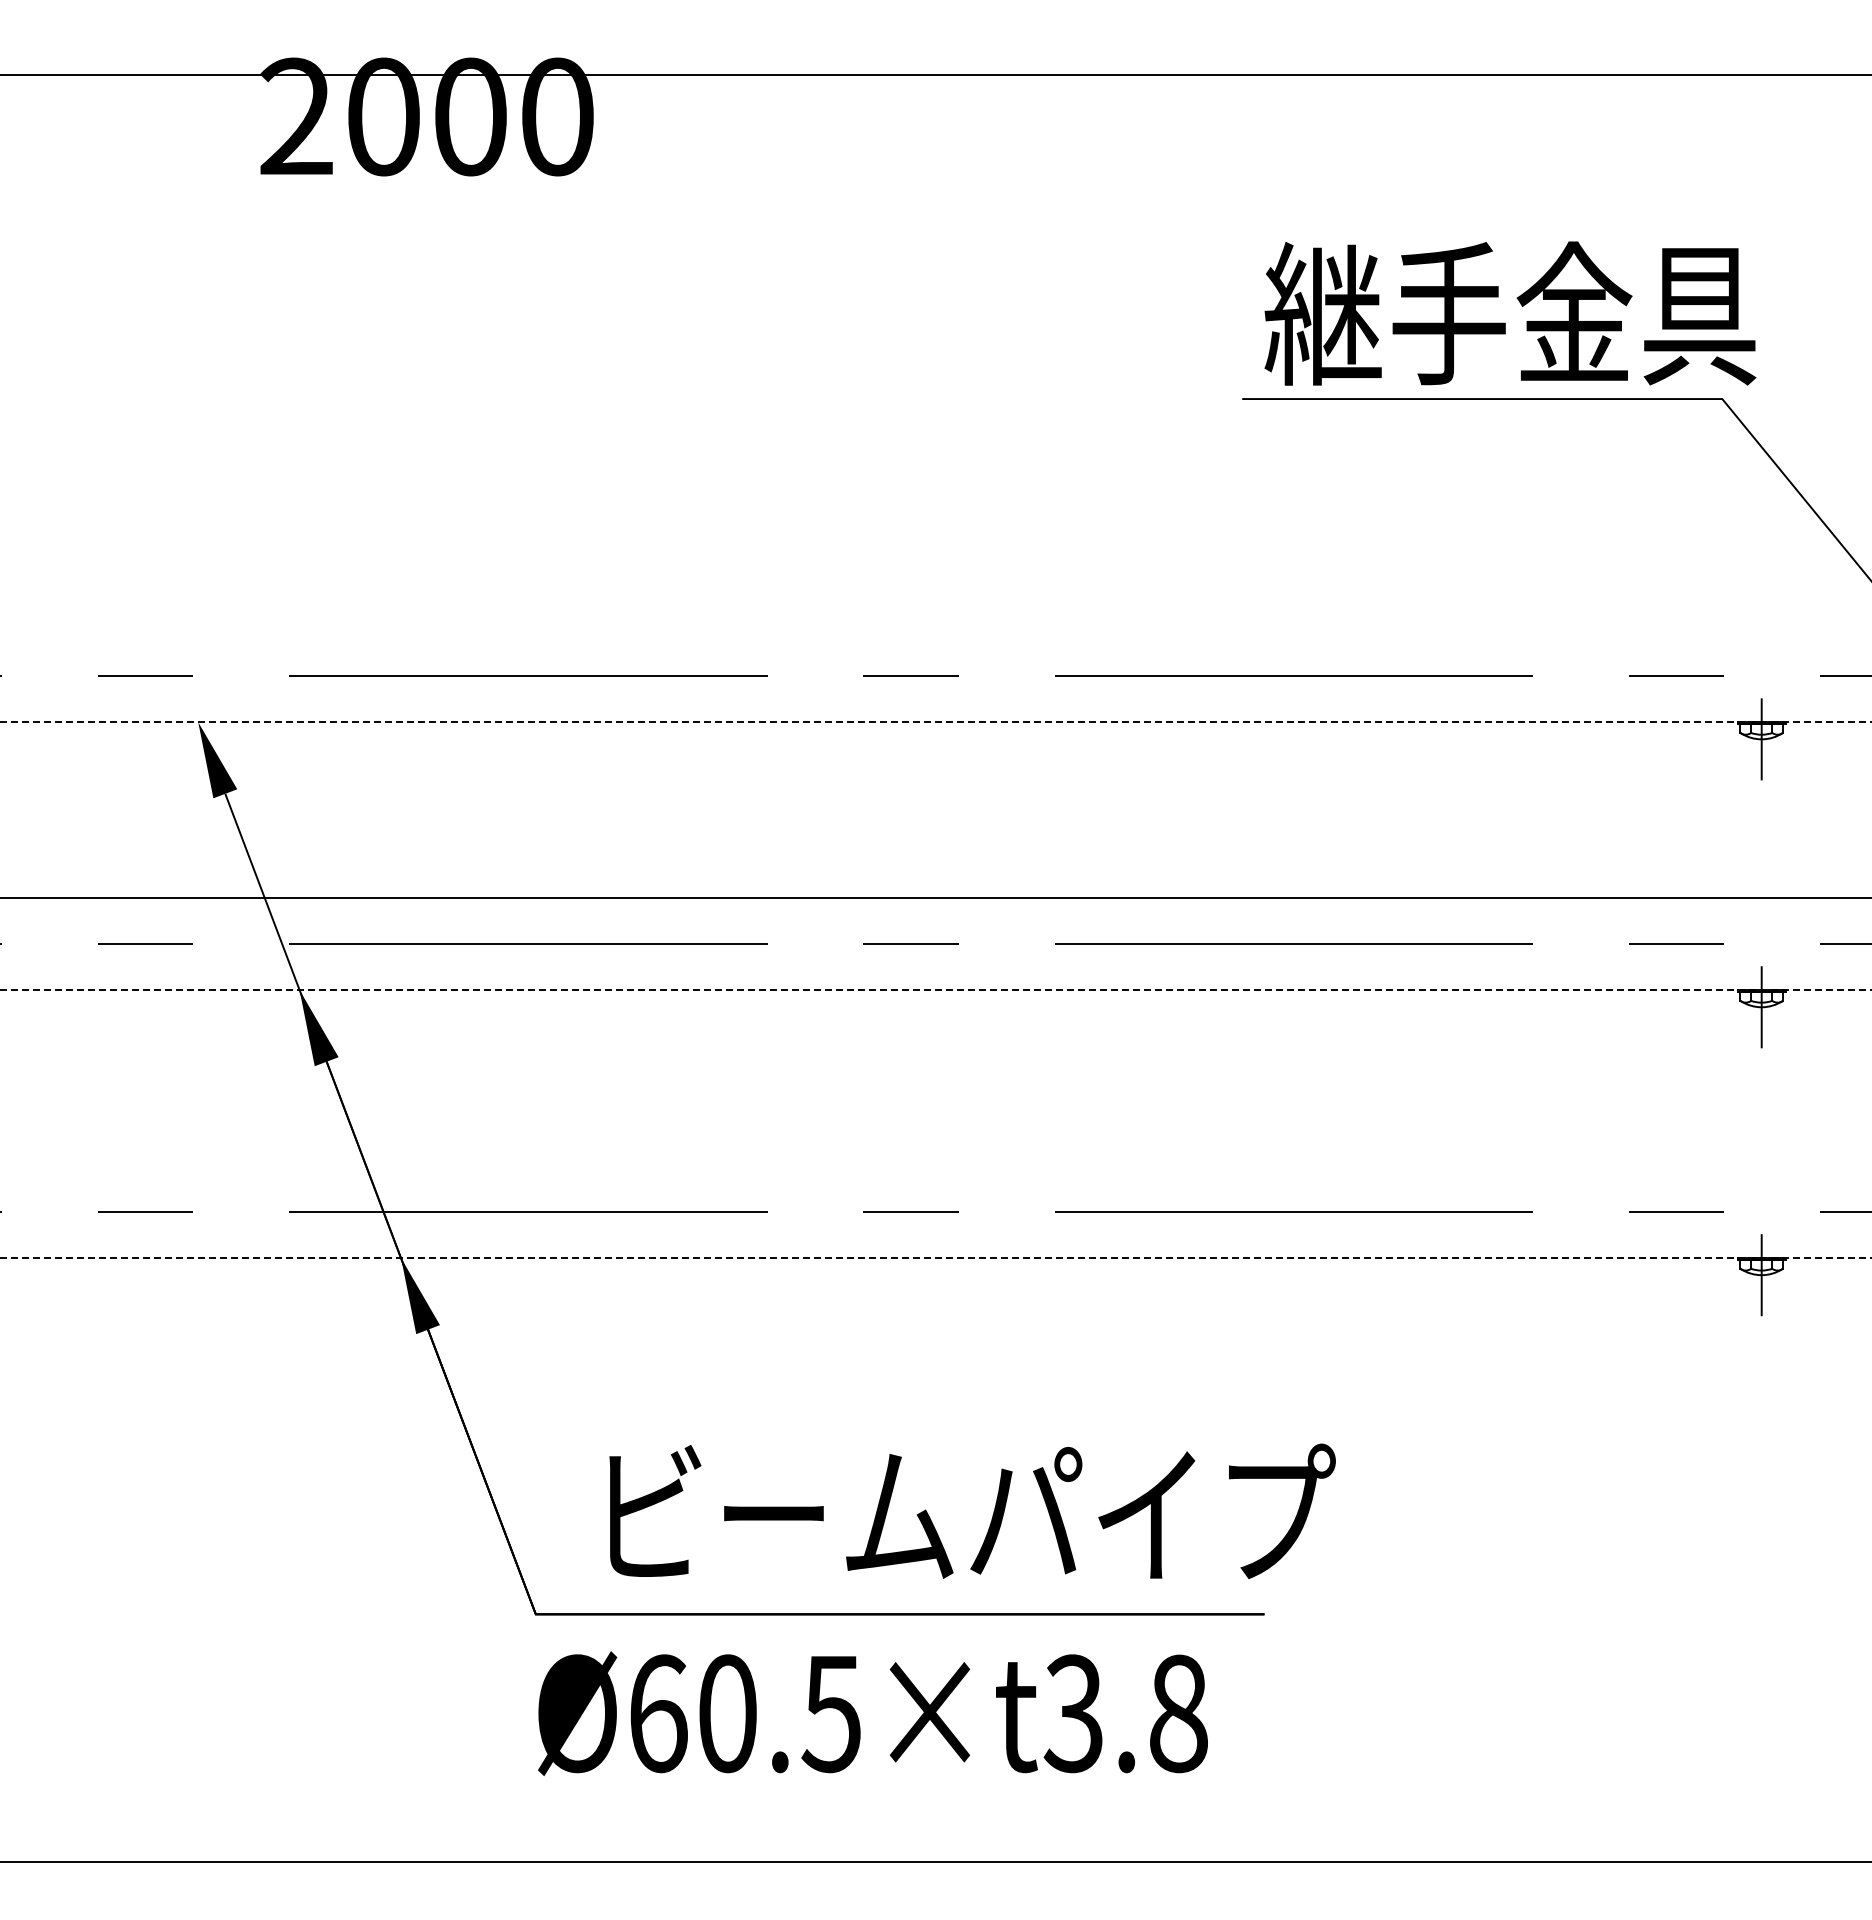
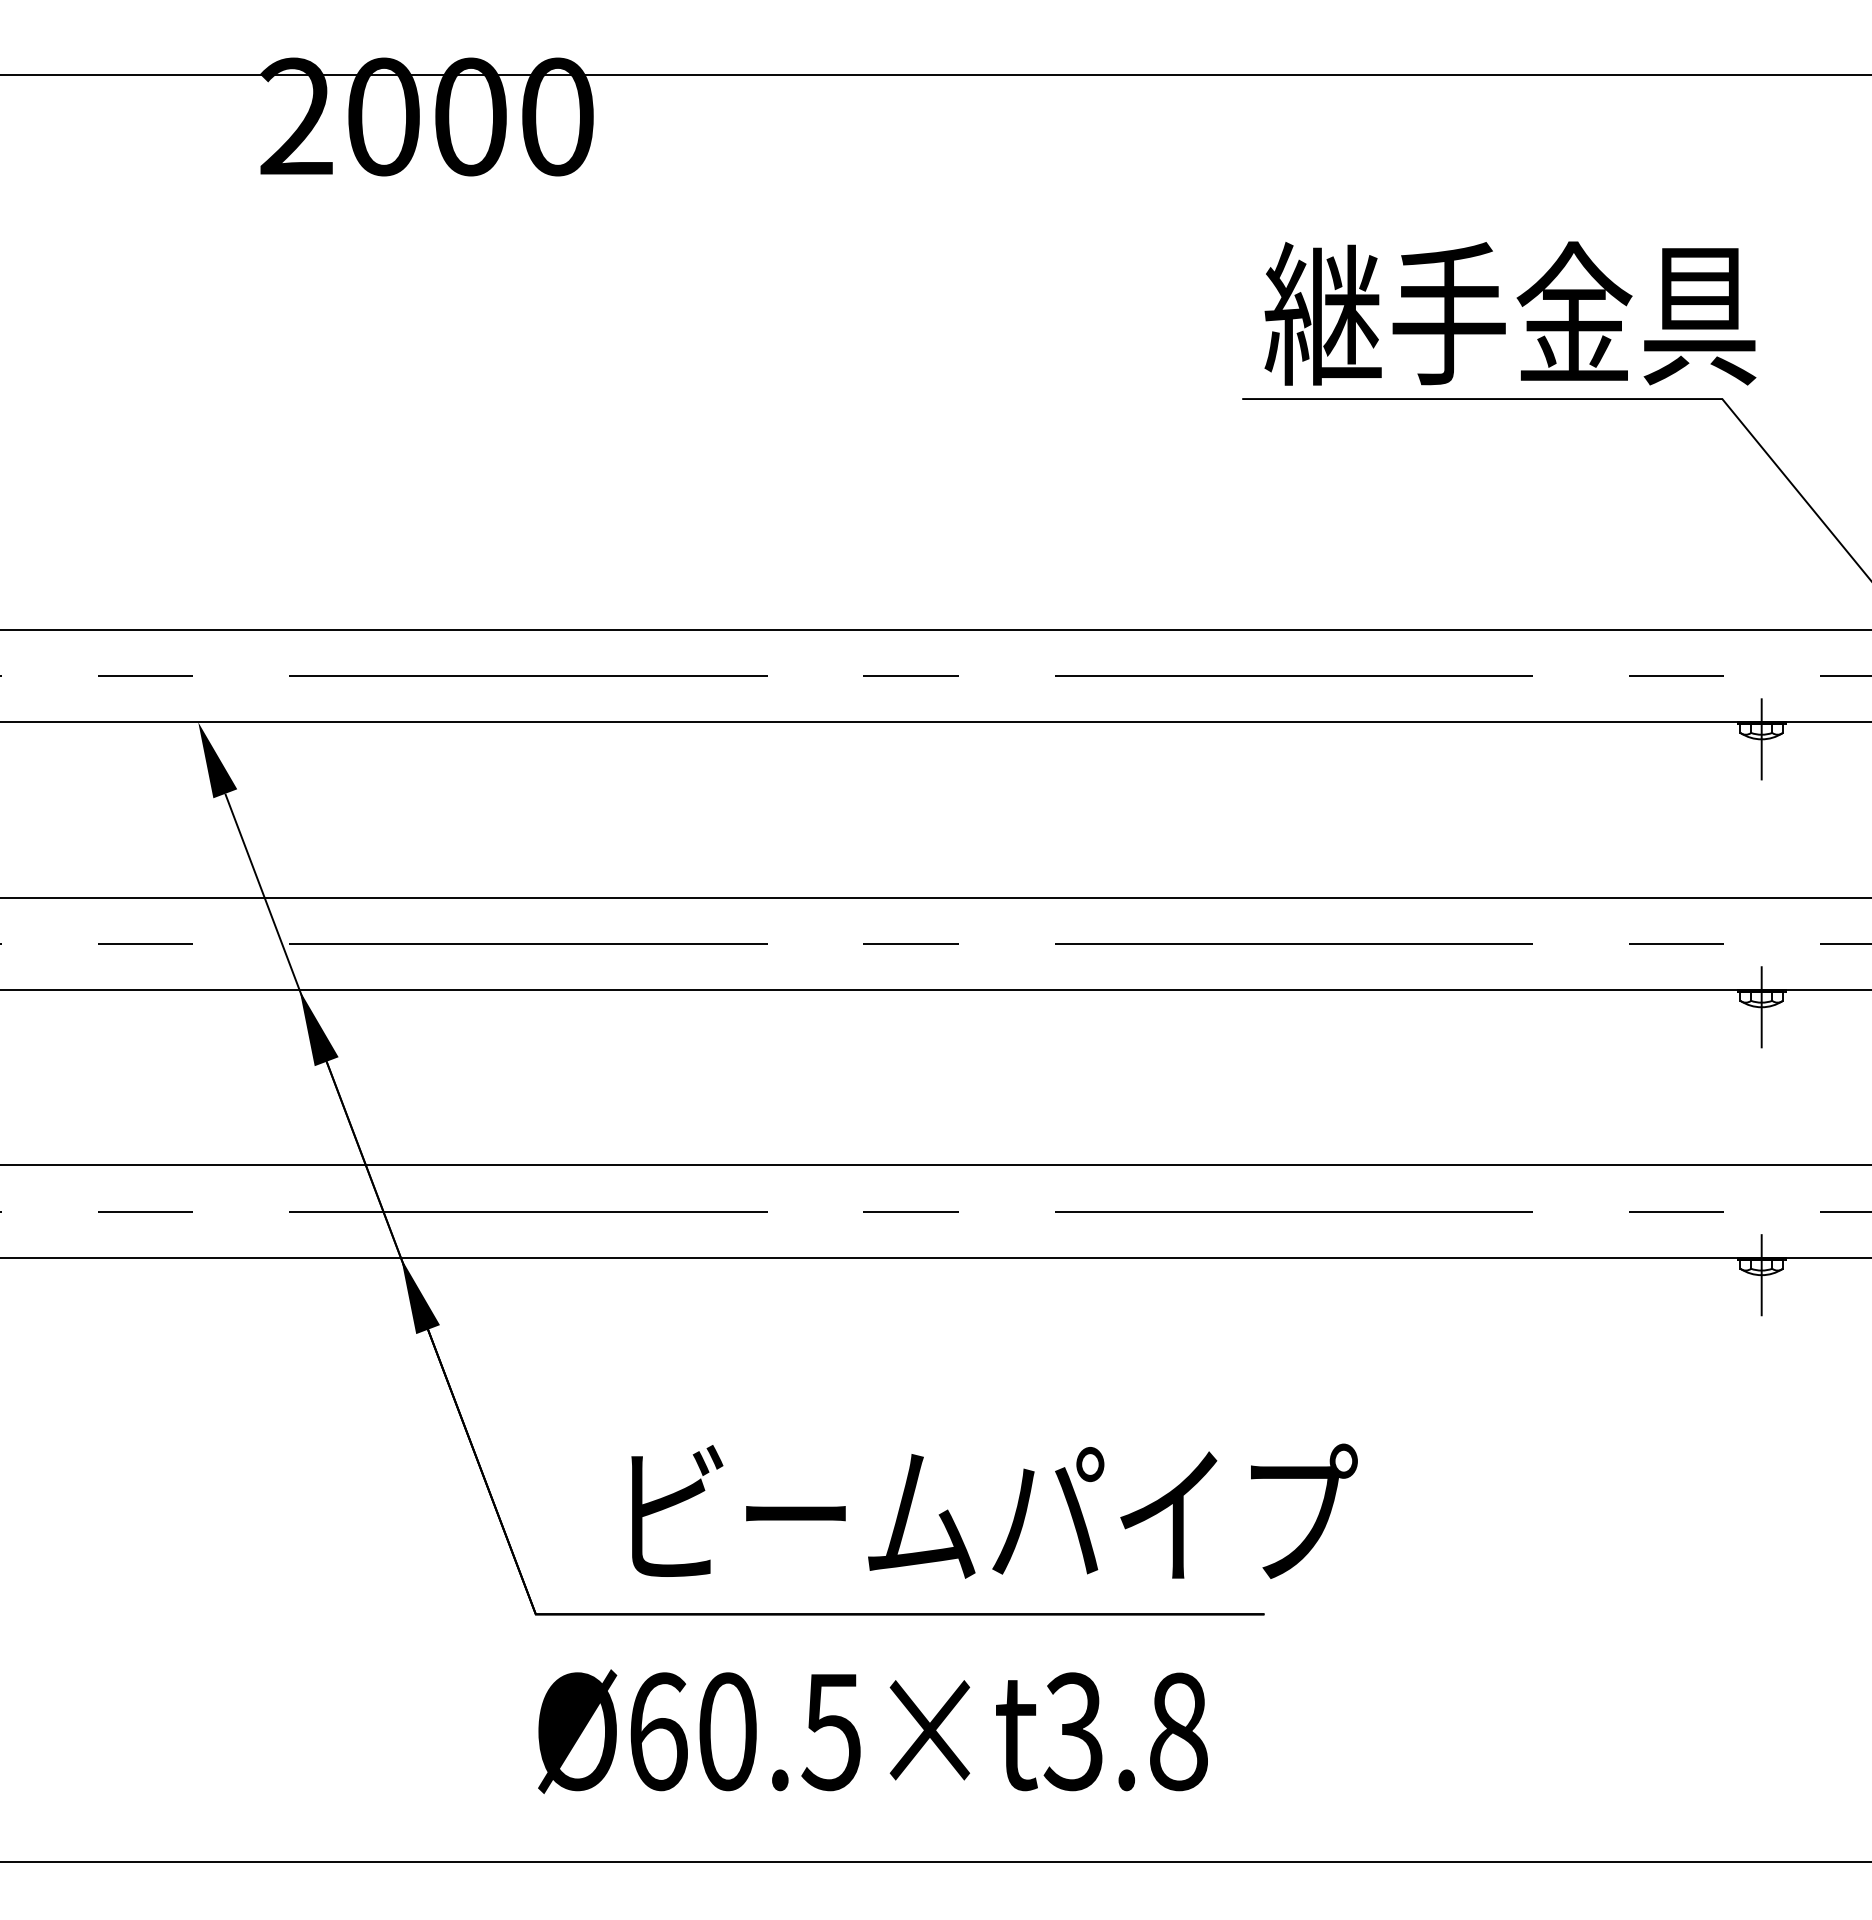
line: none -> present (935, 629)
line: dashed -> solid (935, 722)
line: dashed -> solid (935, 990)
line: none -> present (935, 1165)
line: dashed -> solid (935, 1258)
text position: (972, 1510) -> (994, 1510) (994, 1510)
text position: (872, 1713) -> (872, 1731) (872, 1731)
